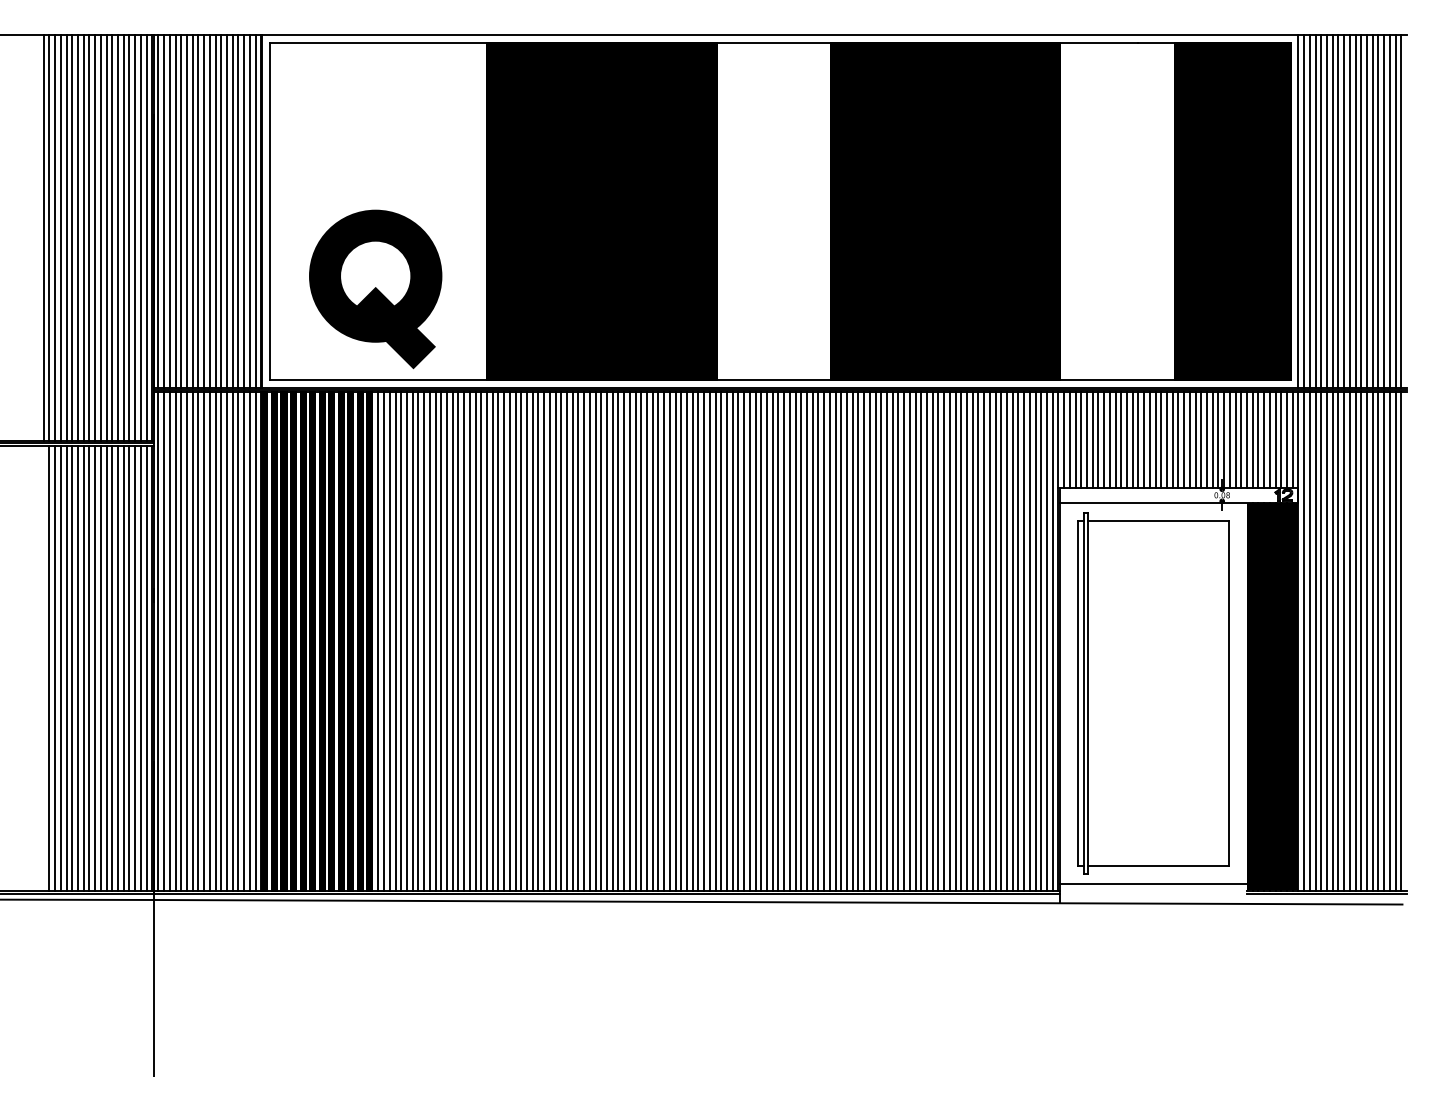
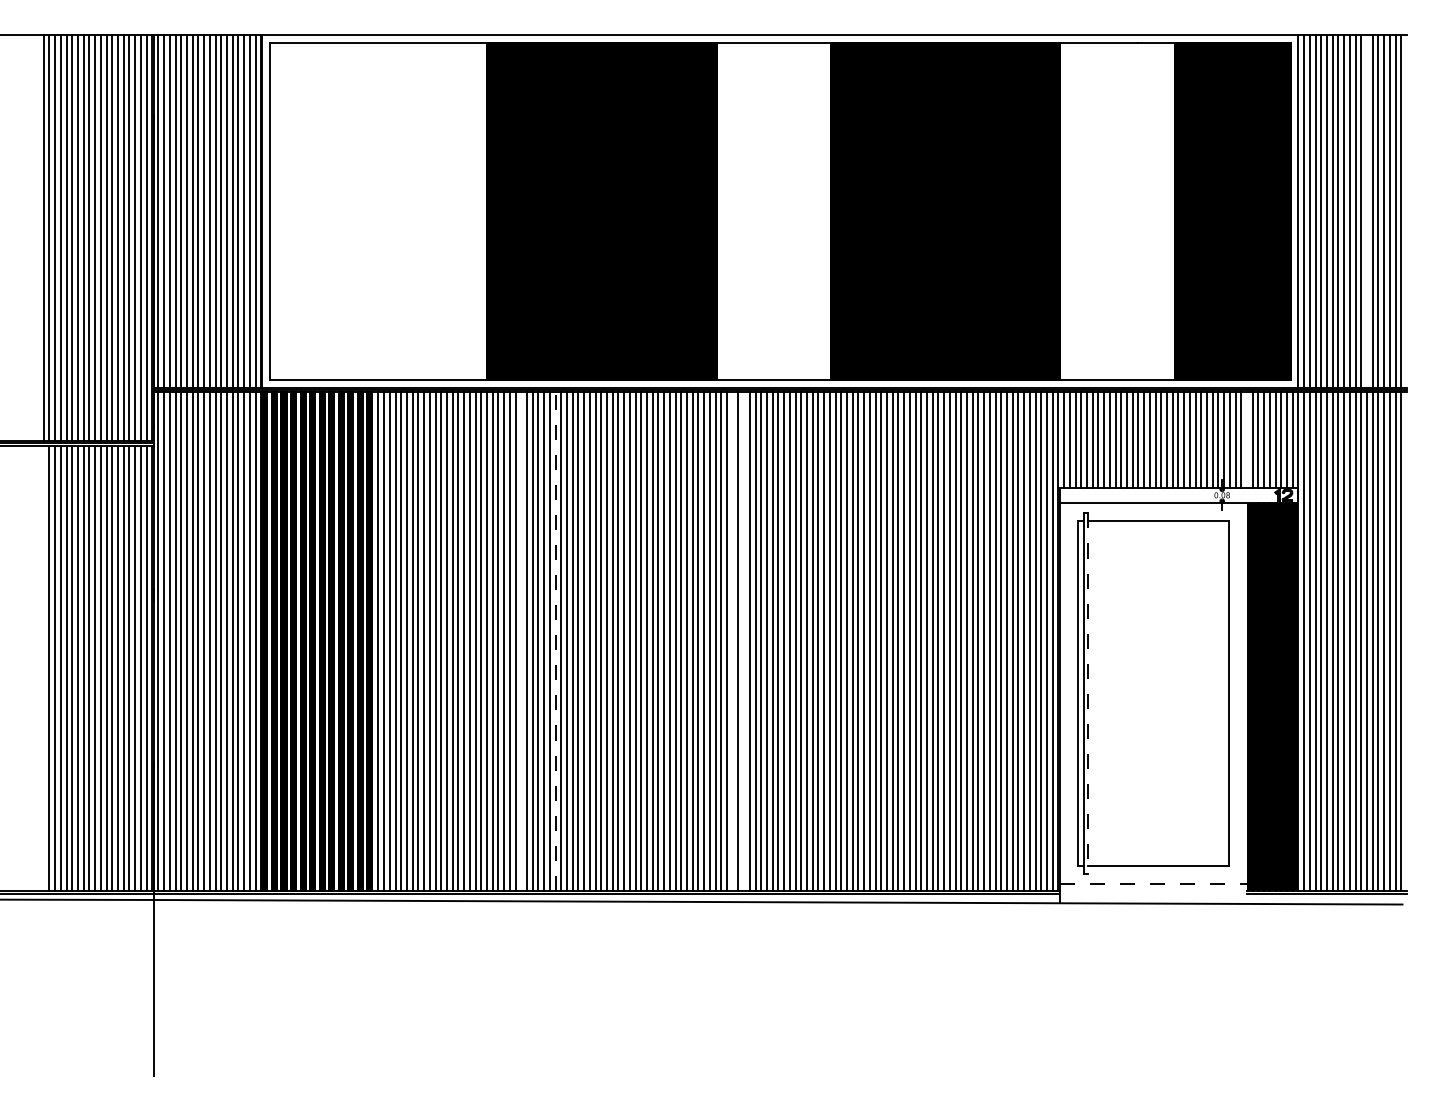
line: present -> none (1366, 211)
part: present -> none (375, 289)
line: present -> none (1246, 439)
line: present -> none (521, 641)
line: solid -> dashed (555, 641)
line: present -> none (732, 641)
line: present -> none (744, 641)
line: solid -> dashed (1088, 694)
line: solid -> dashed (1153, 884)
